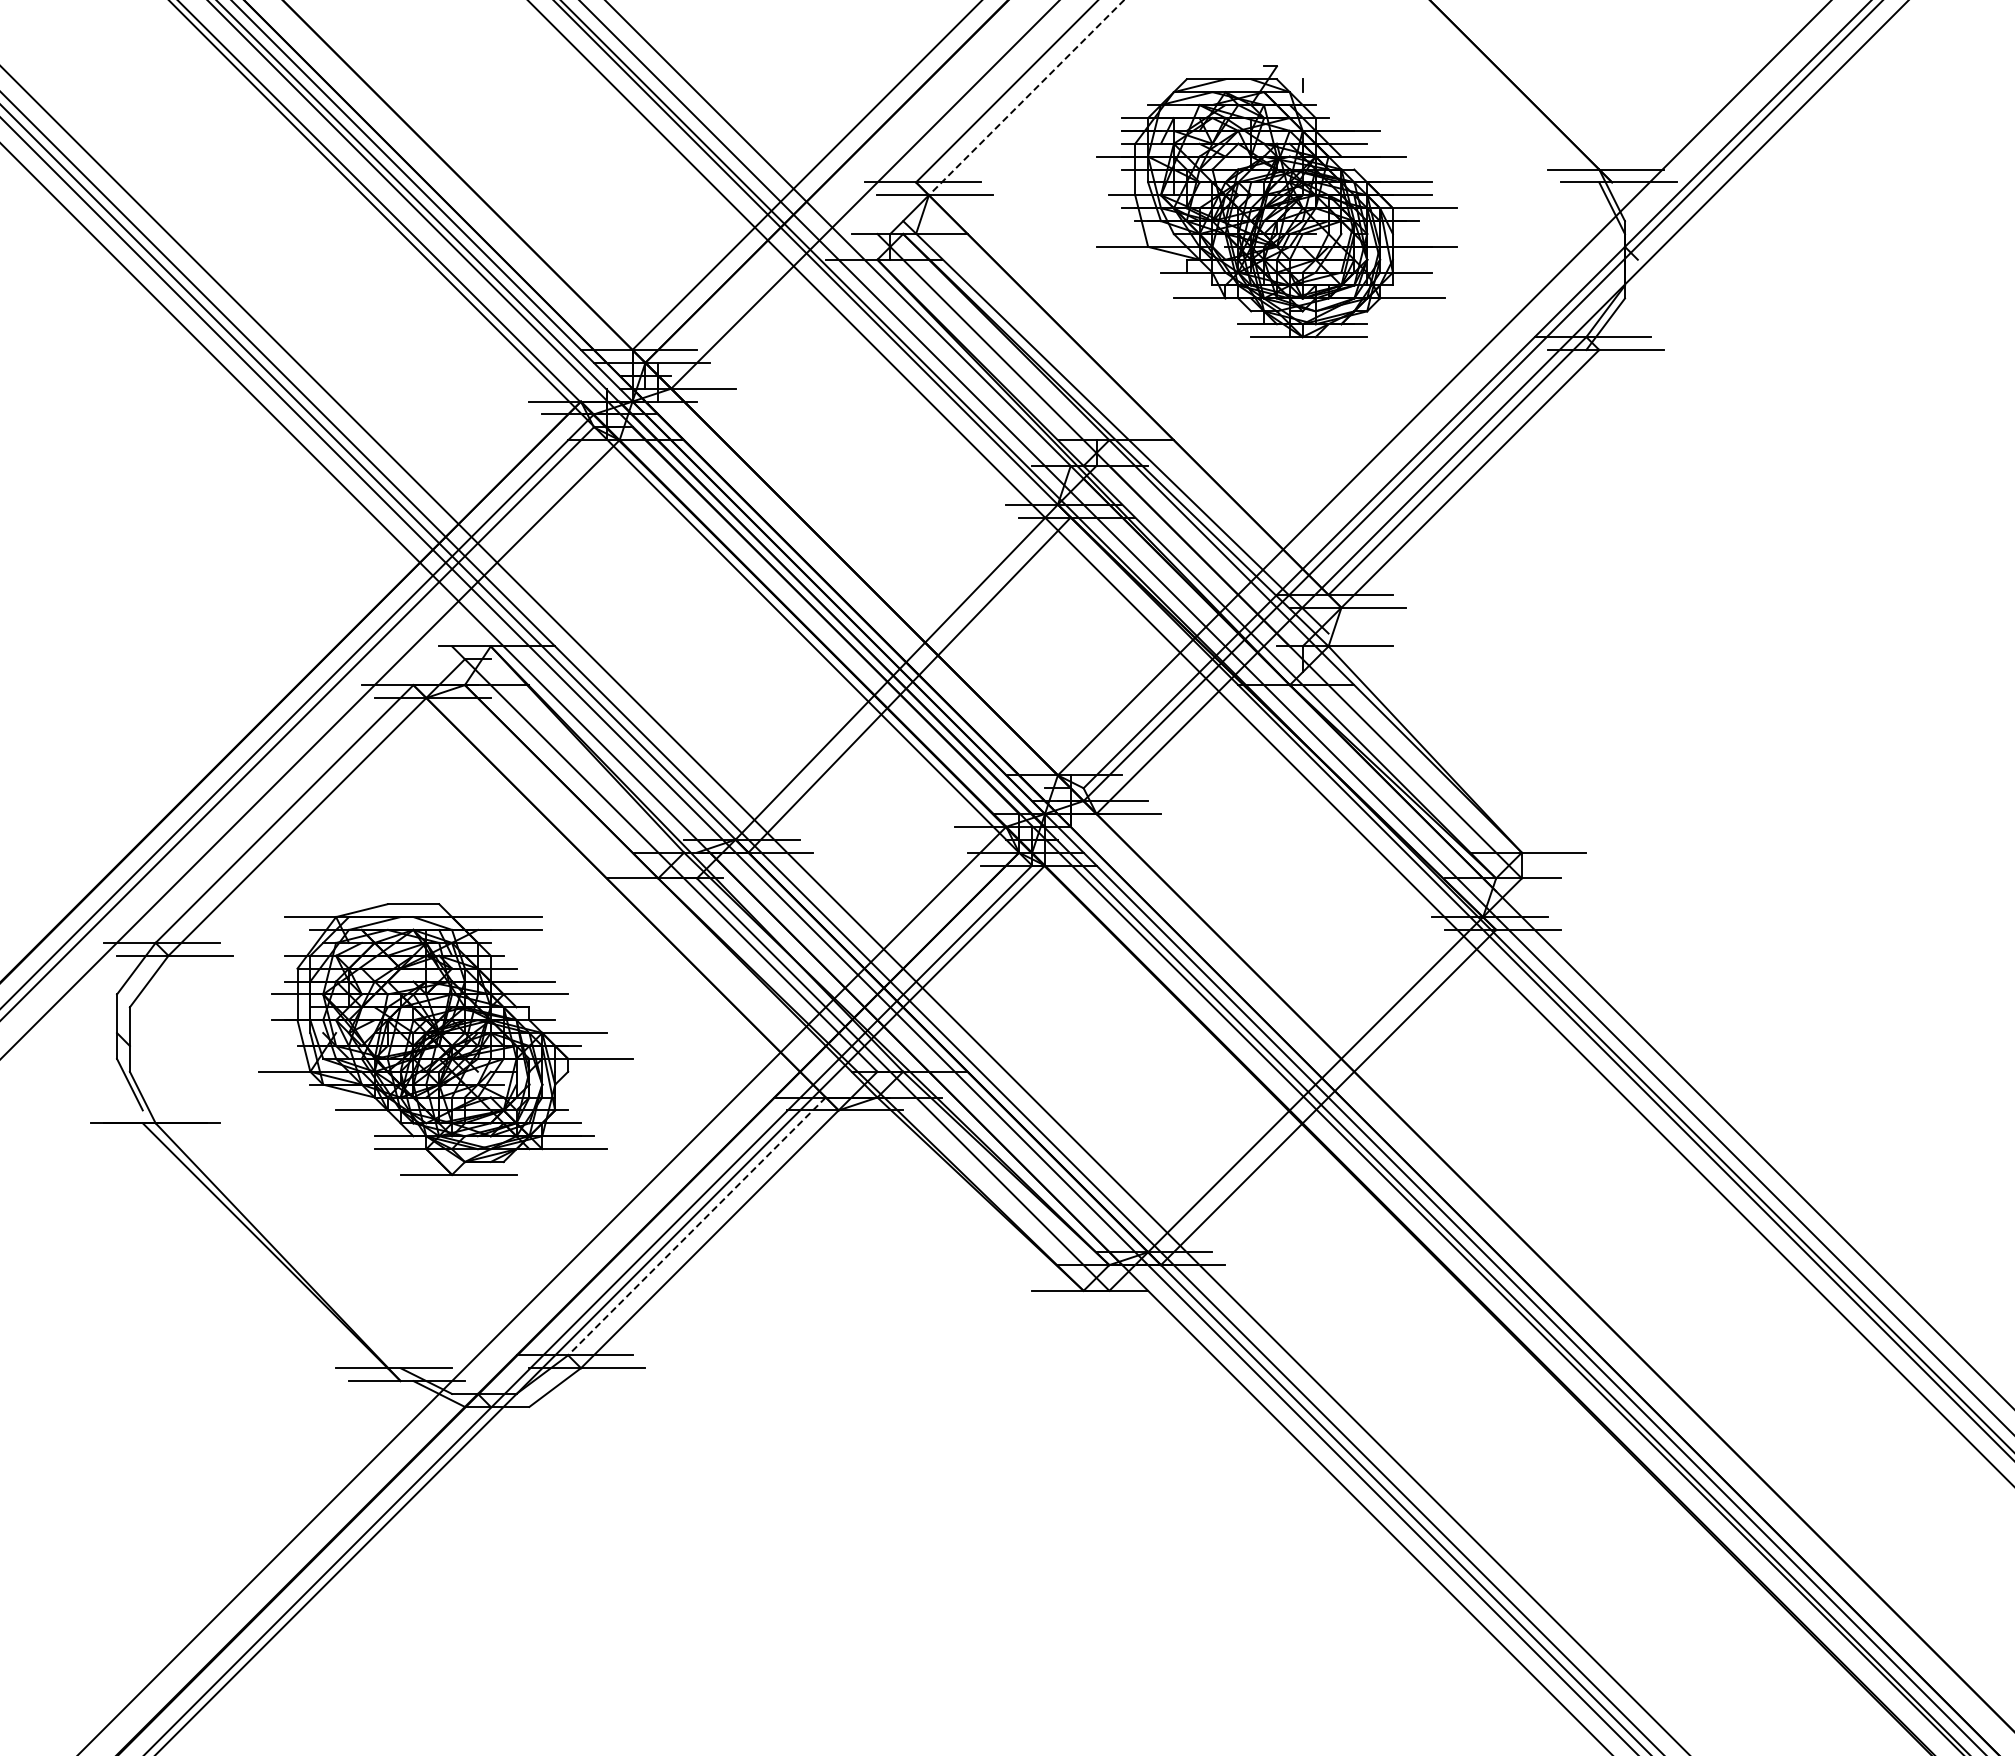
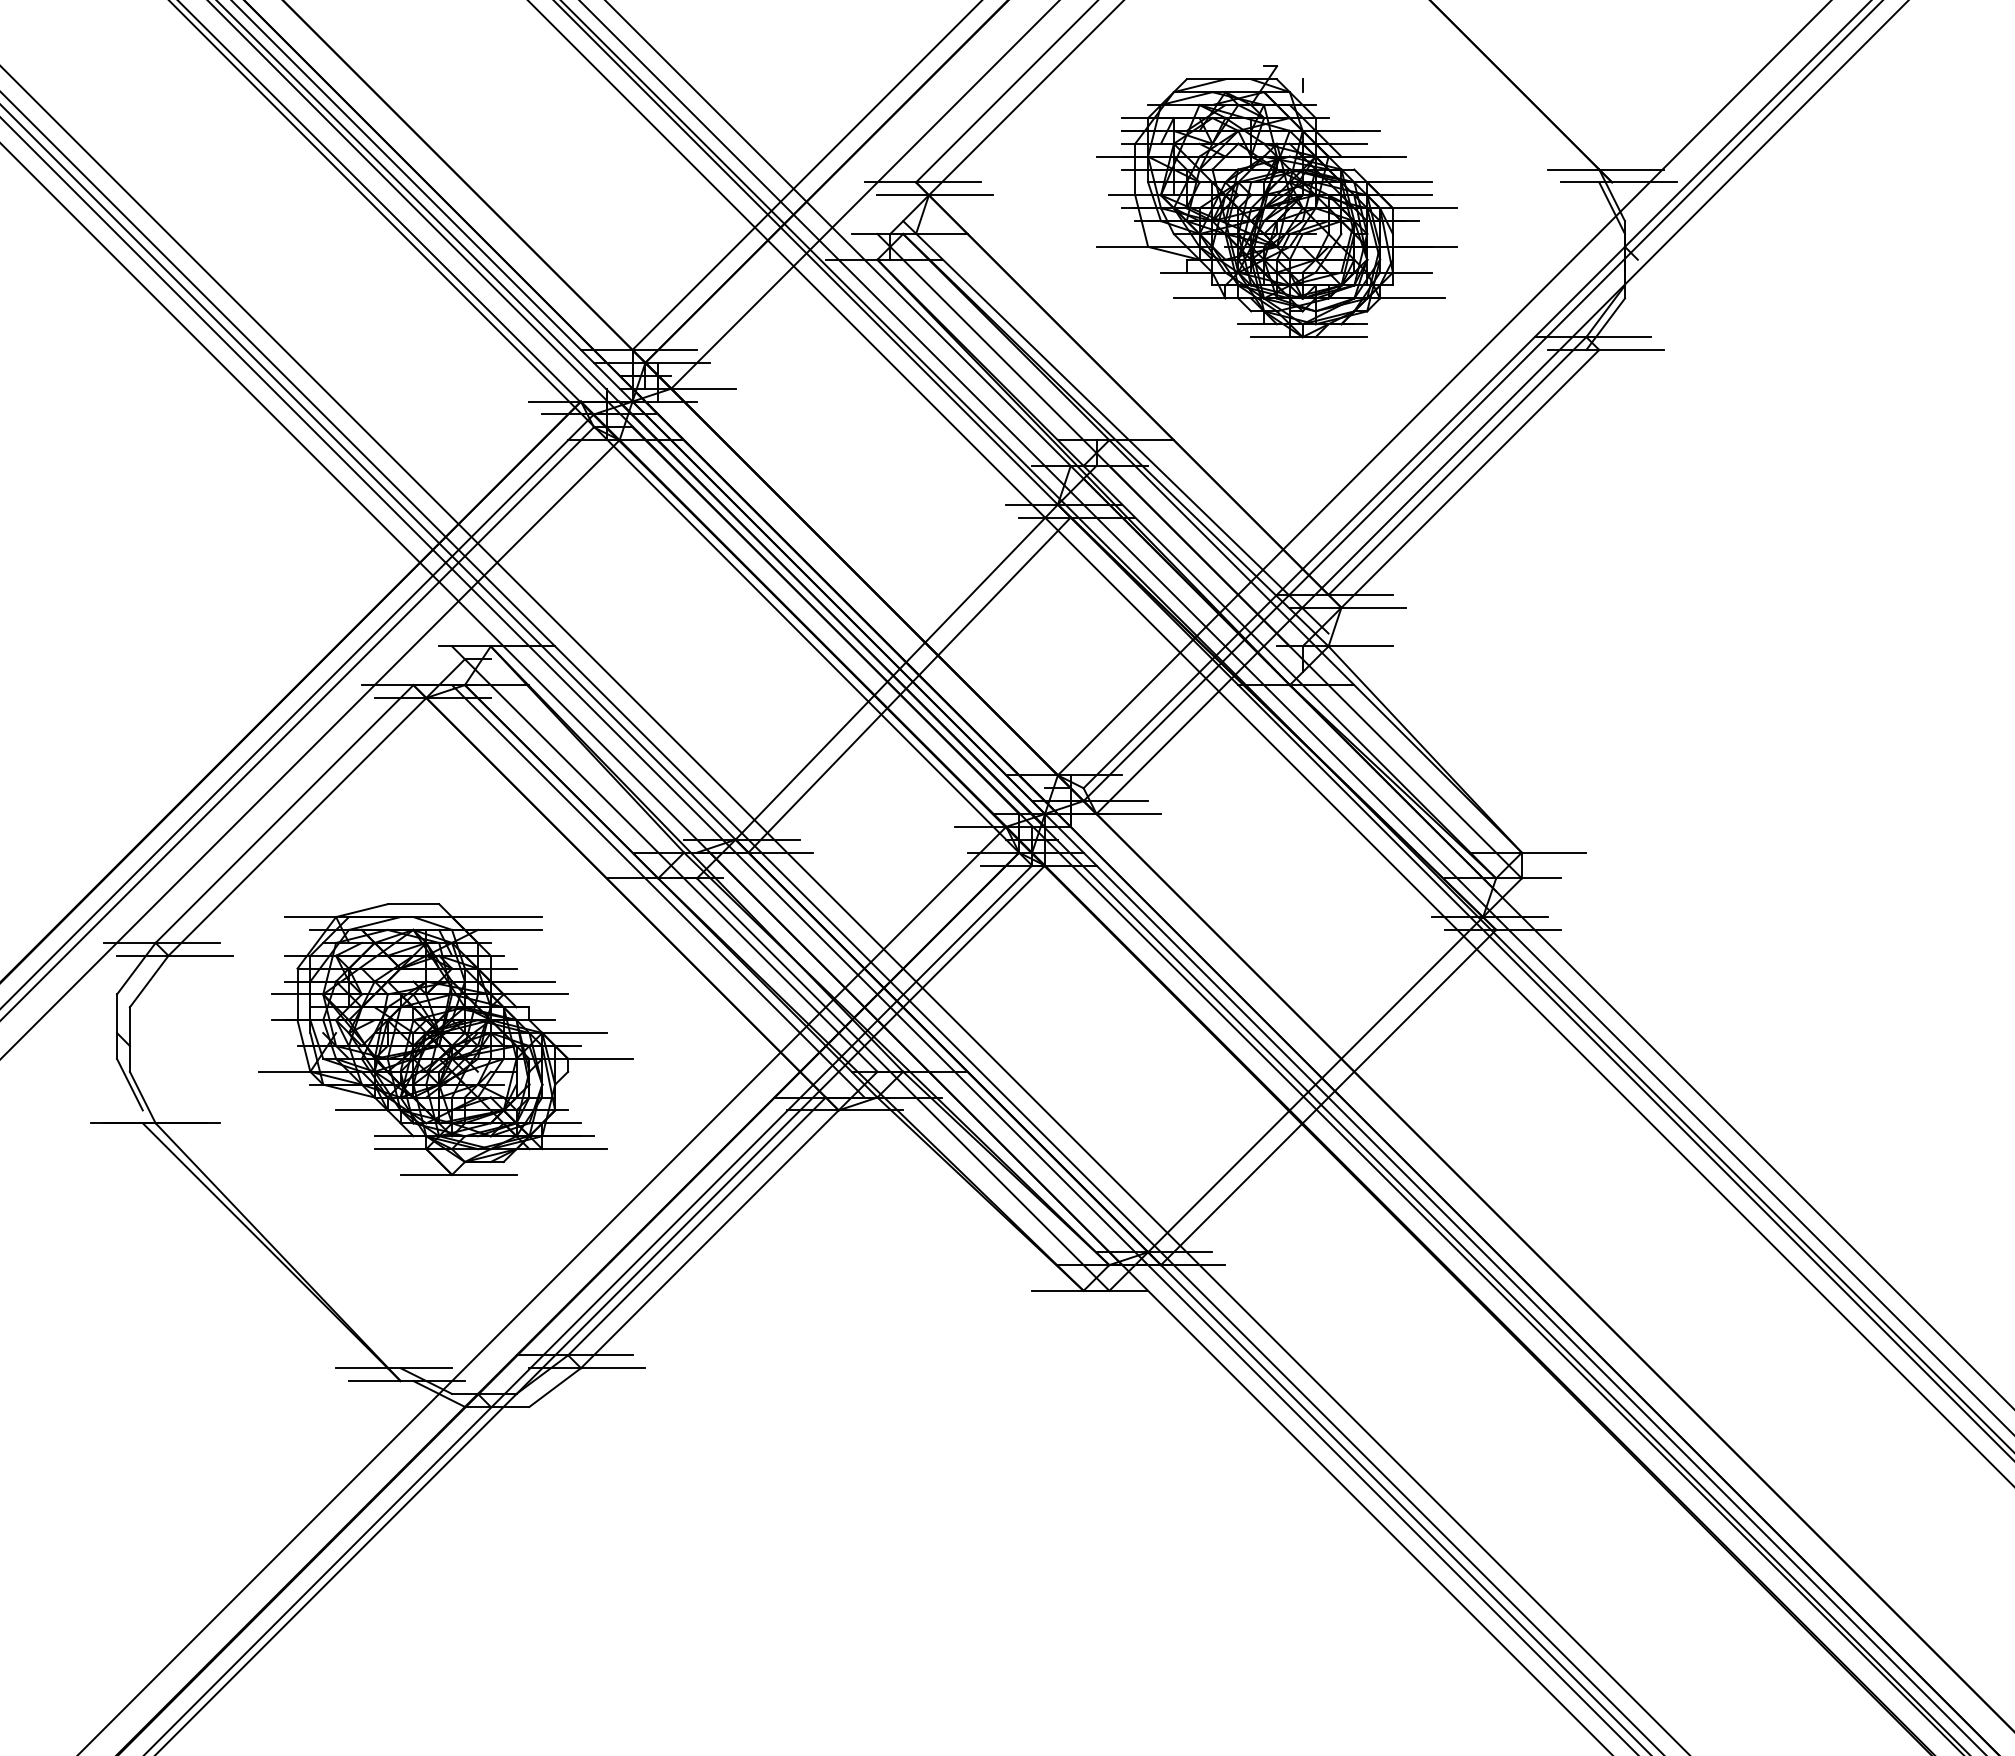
line: dashed -> solid (1026, 97)
line: none -> present (658, 891)
line: dashed -> solid (696, 1226)
